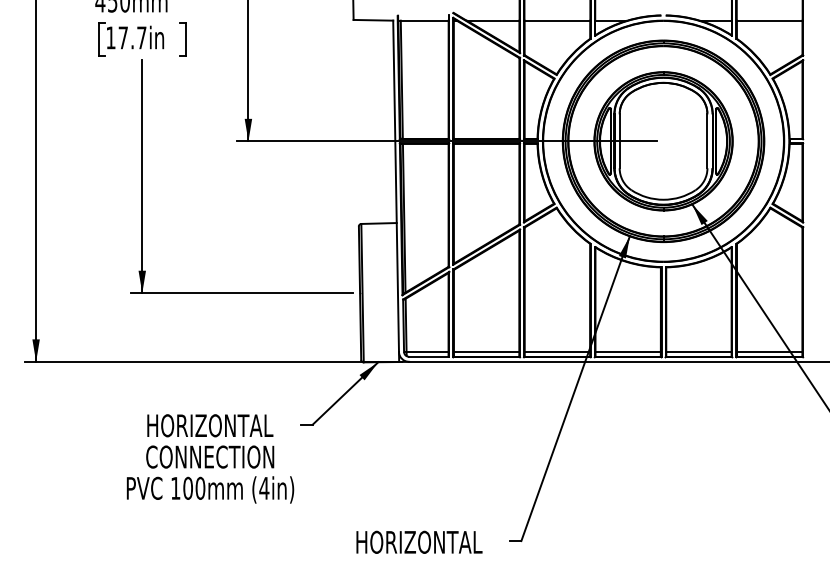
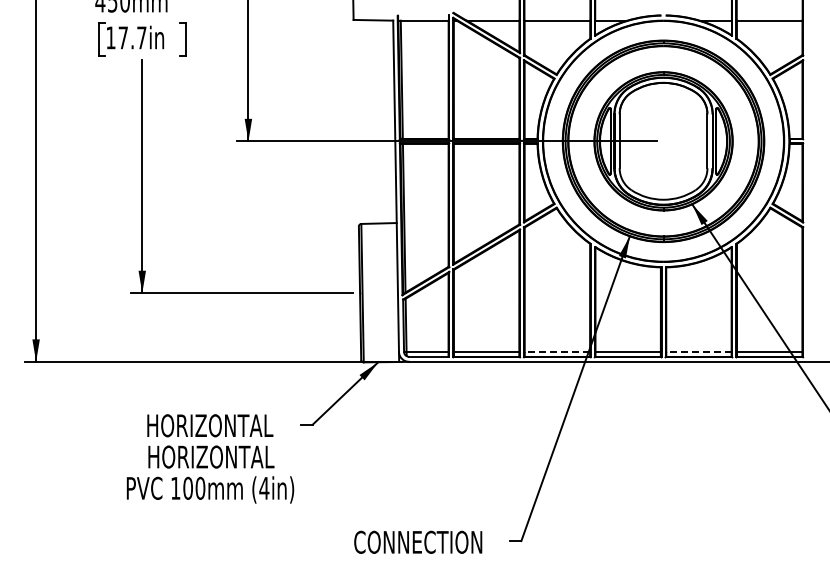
line: solid -> dashed (557, 351)
line: solid -> dashed (698, 351)
text: CONNECTION -> HORIZONTAL (210, 456)
text: HORIZONTAL -> CONNECTION (418, 541)
